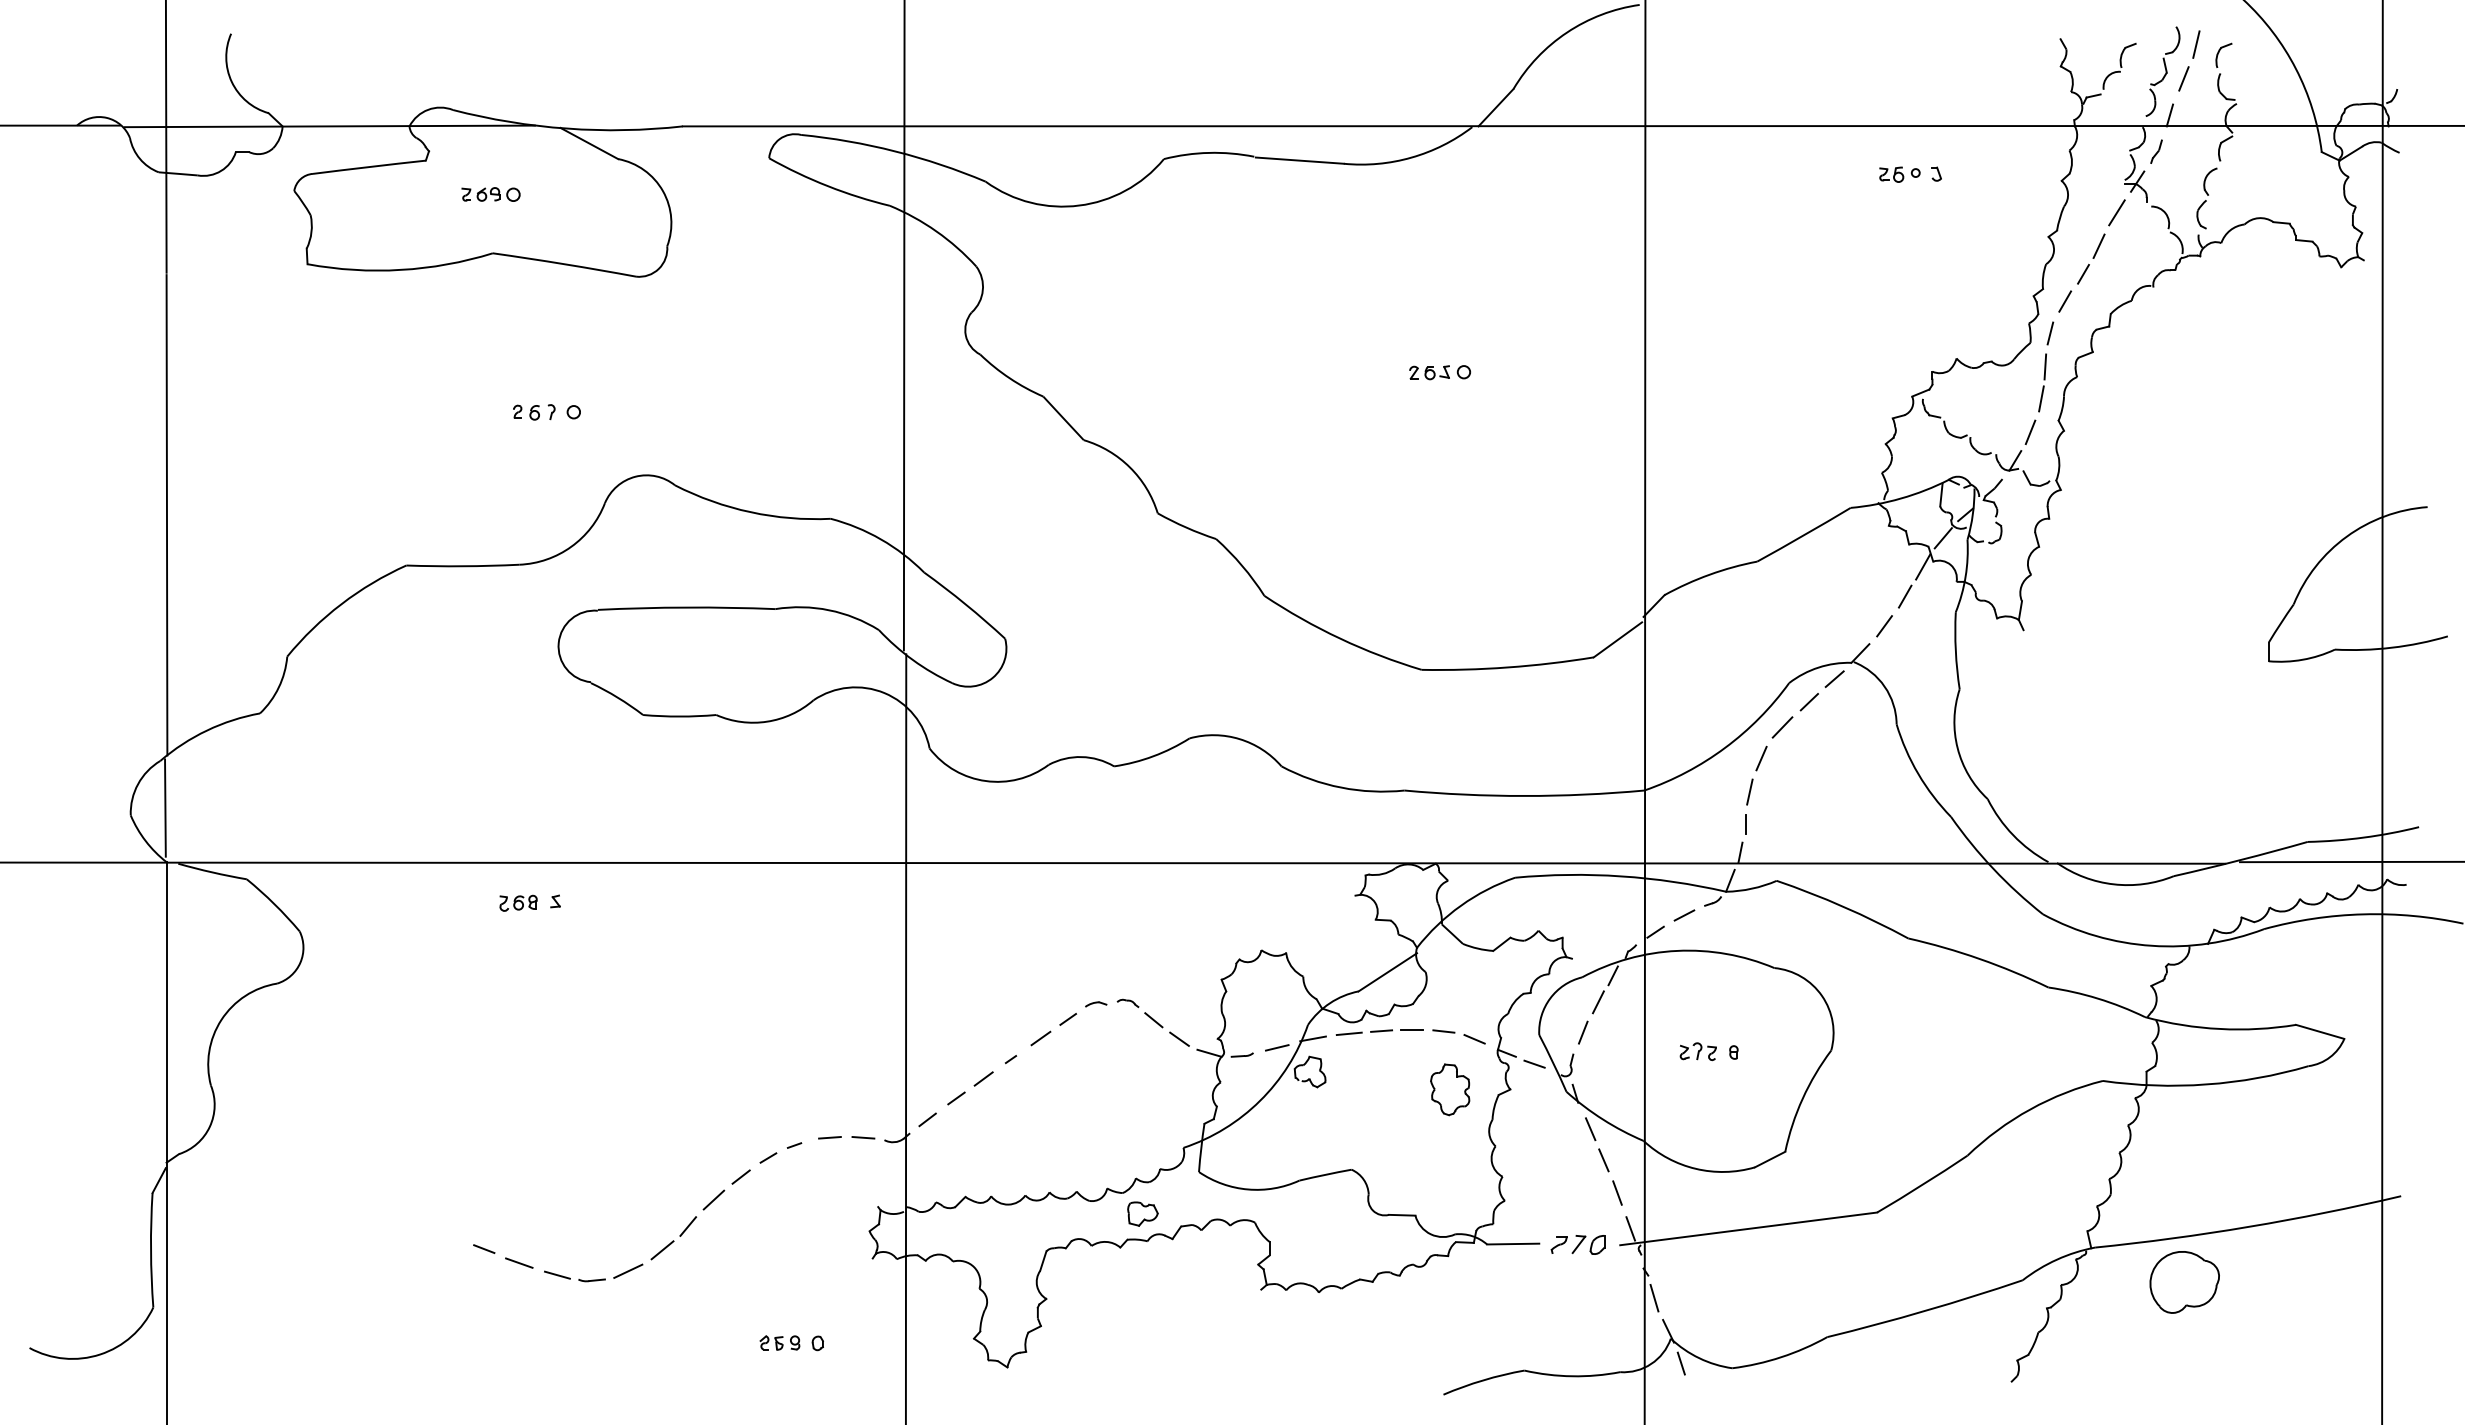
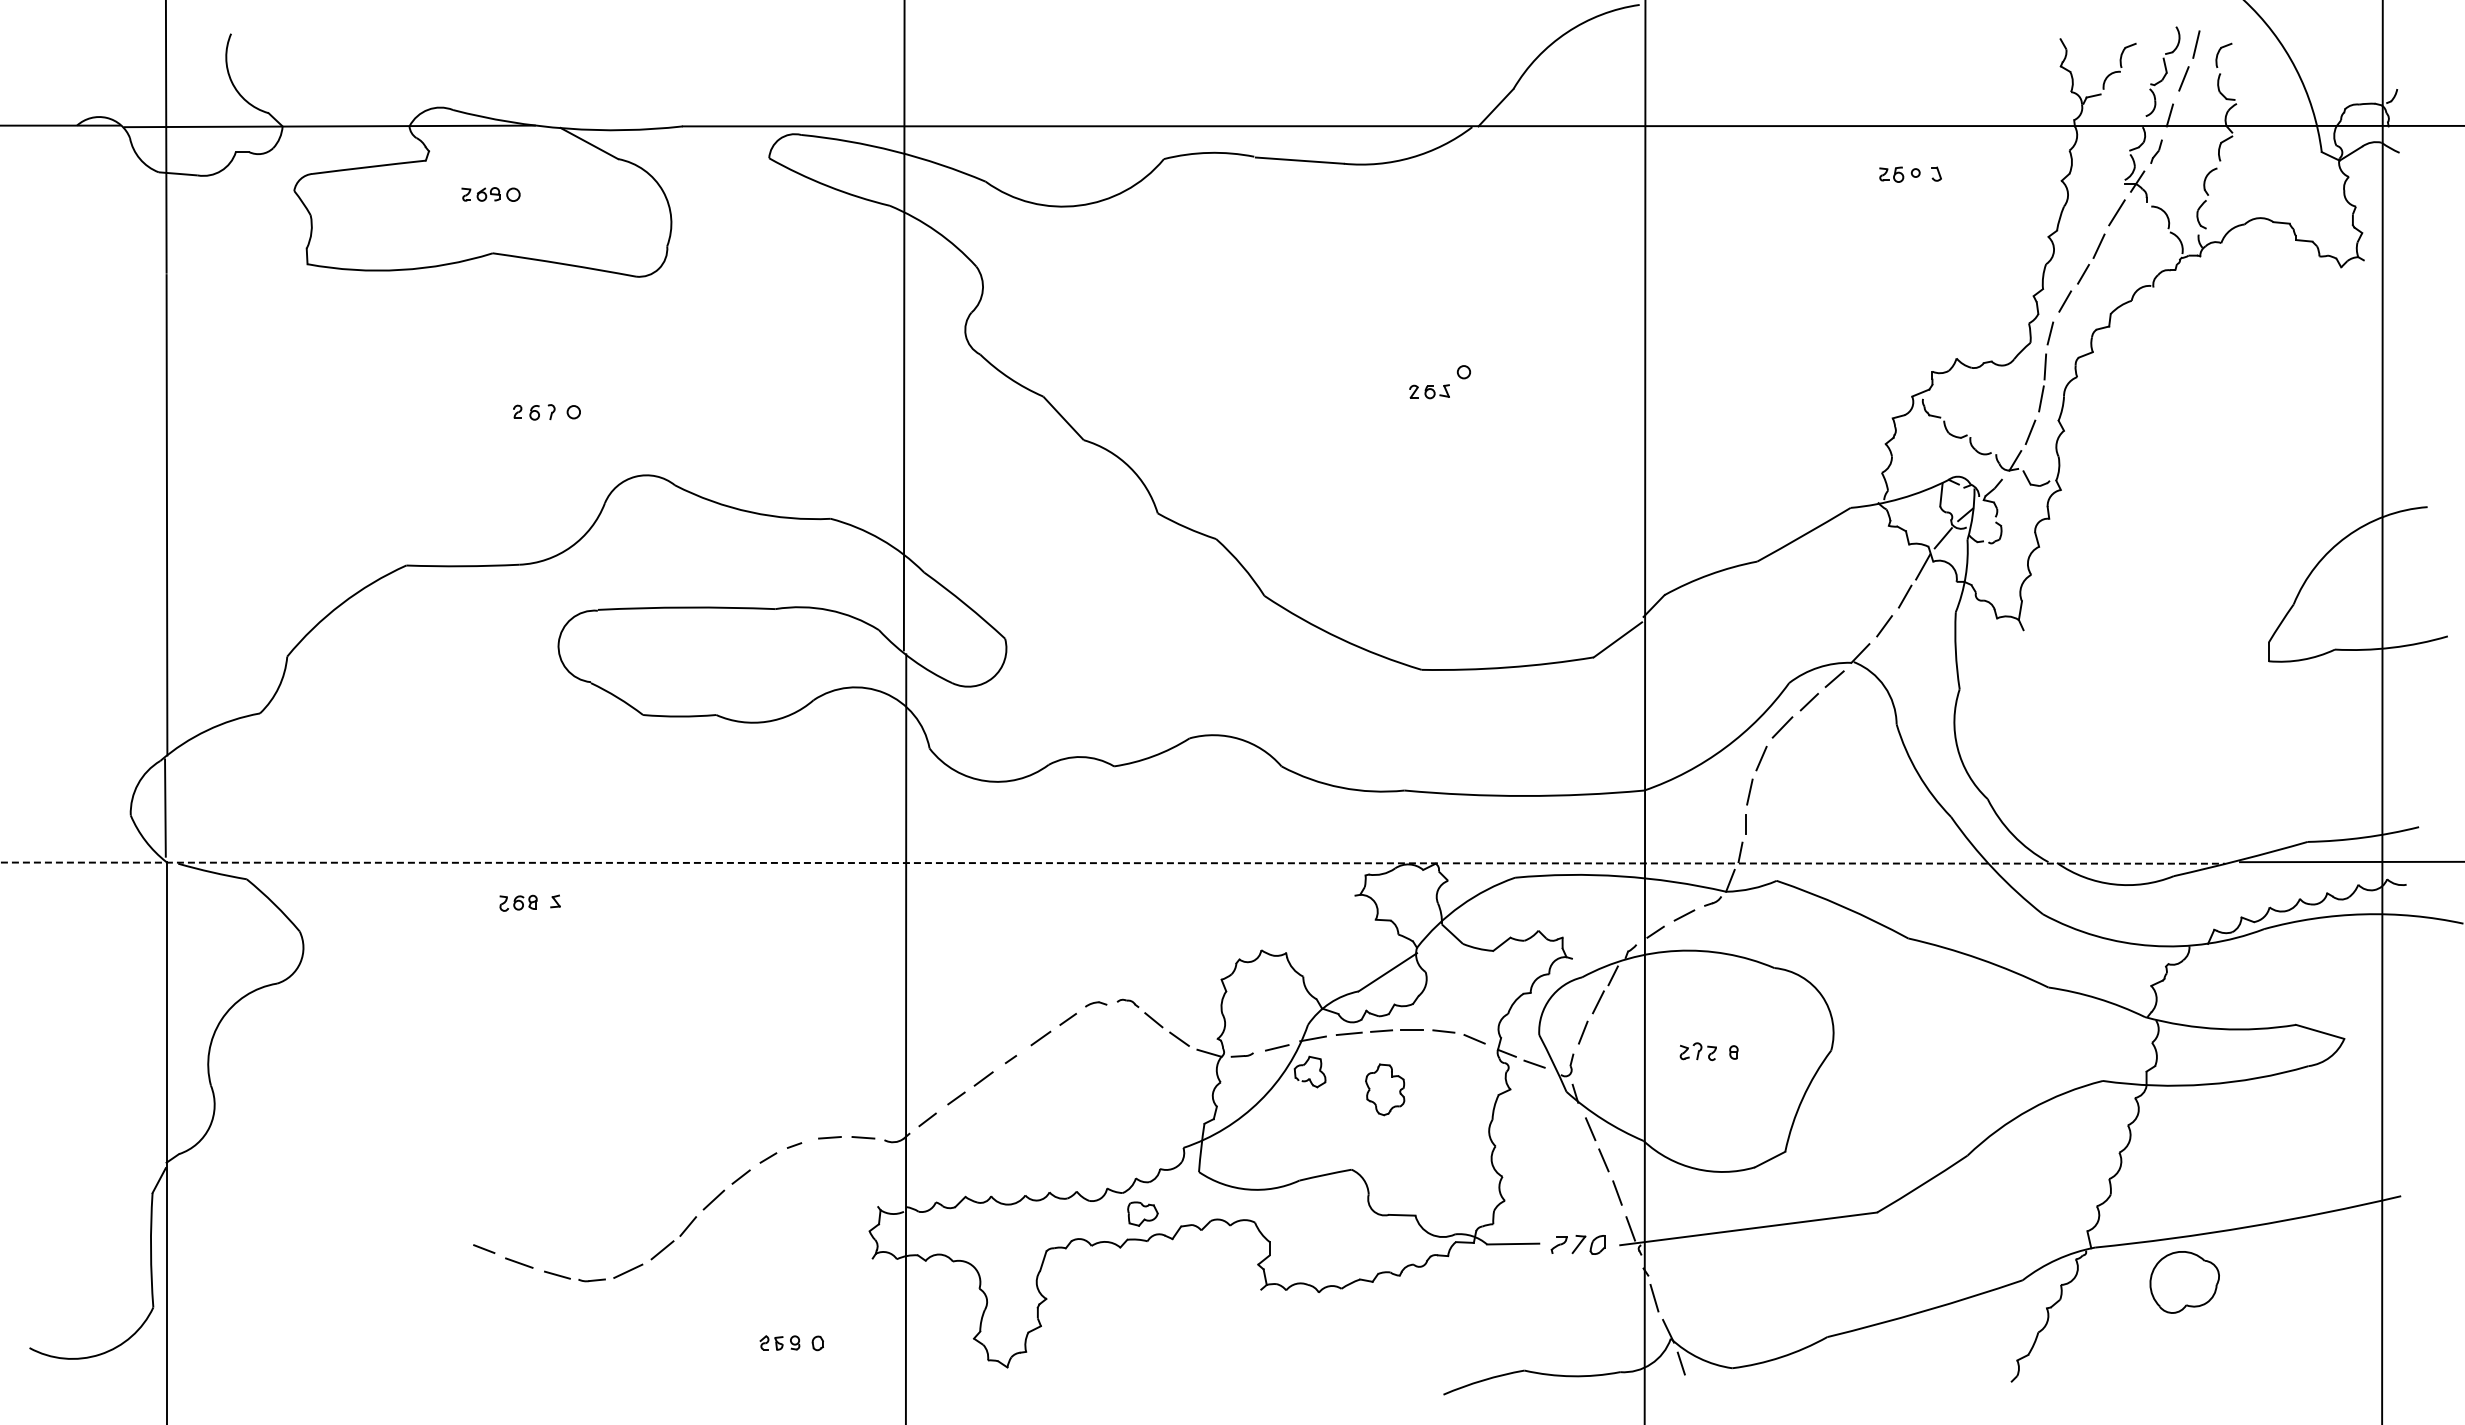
part position: (1429, 372) -> (1429, 391) (1429, 391)
line: solid -> dashed (1113, 863)
part position: (1450, 1089) -> (1385, 1089) (1385, 1089)
